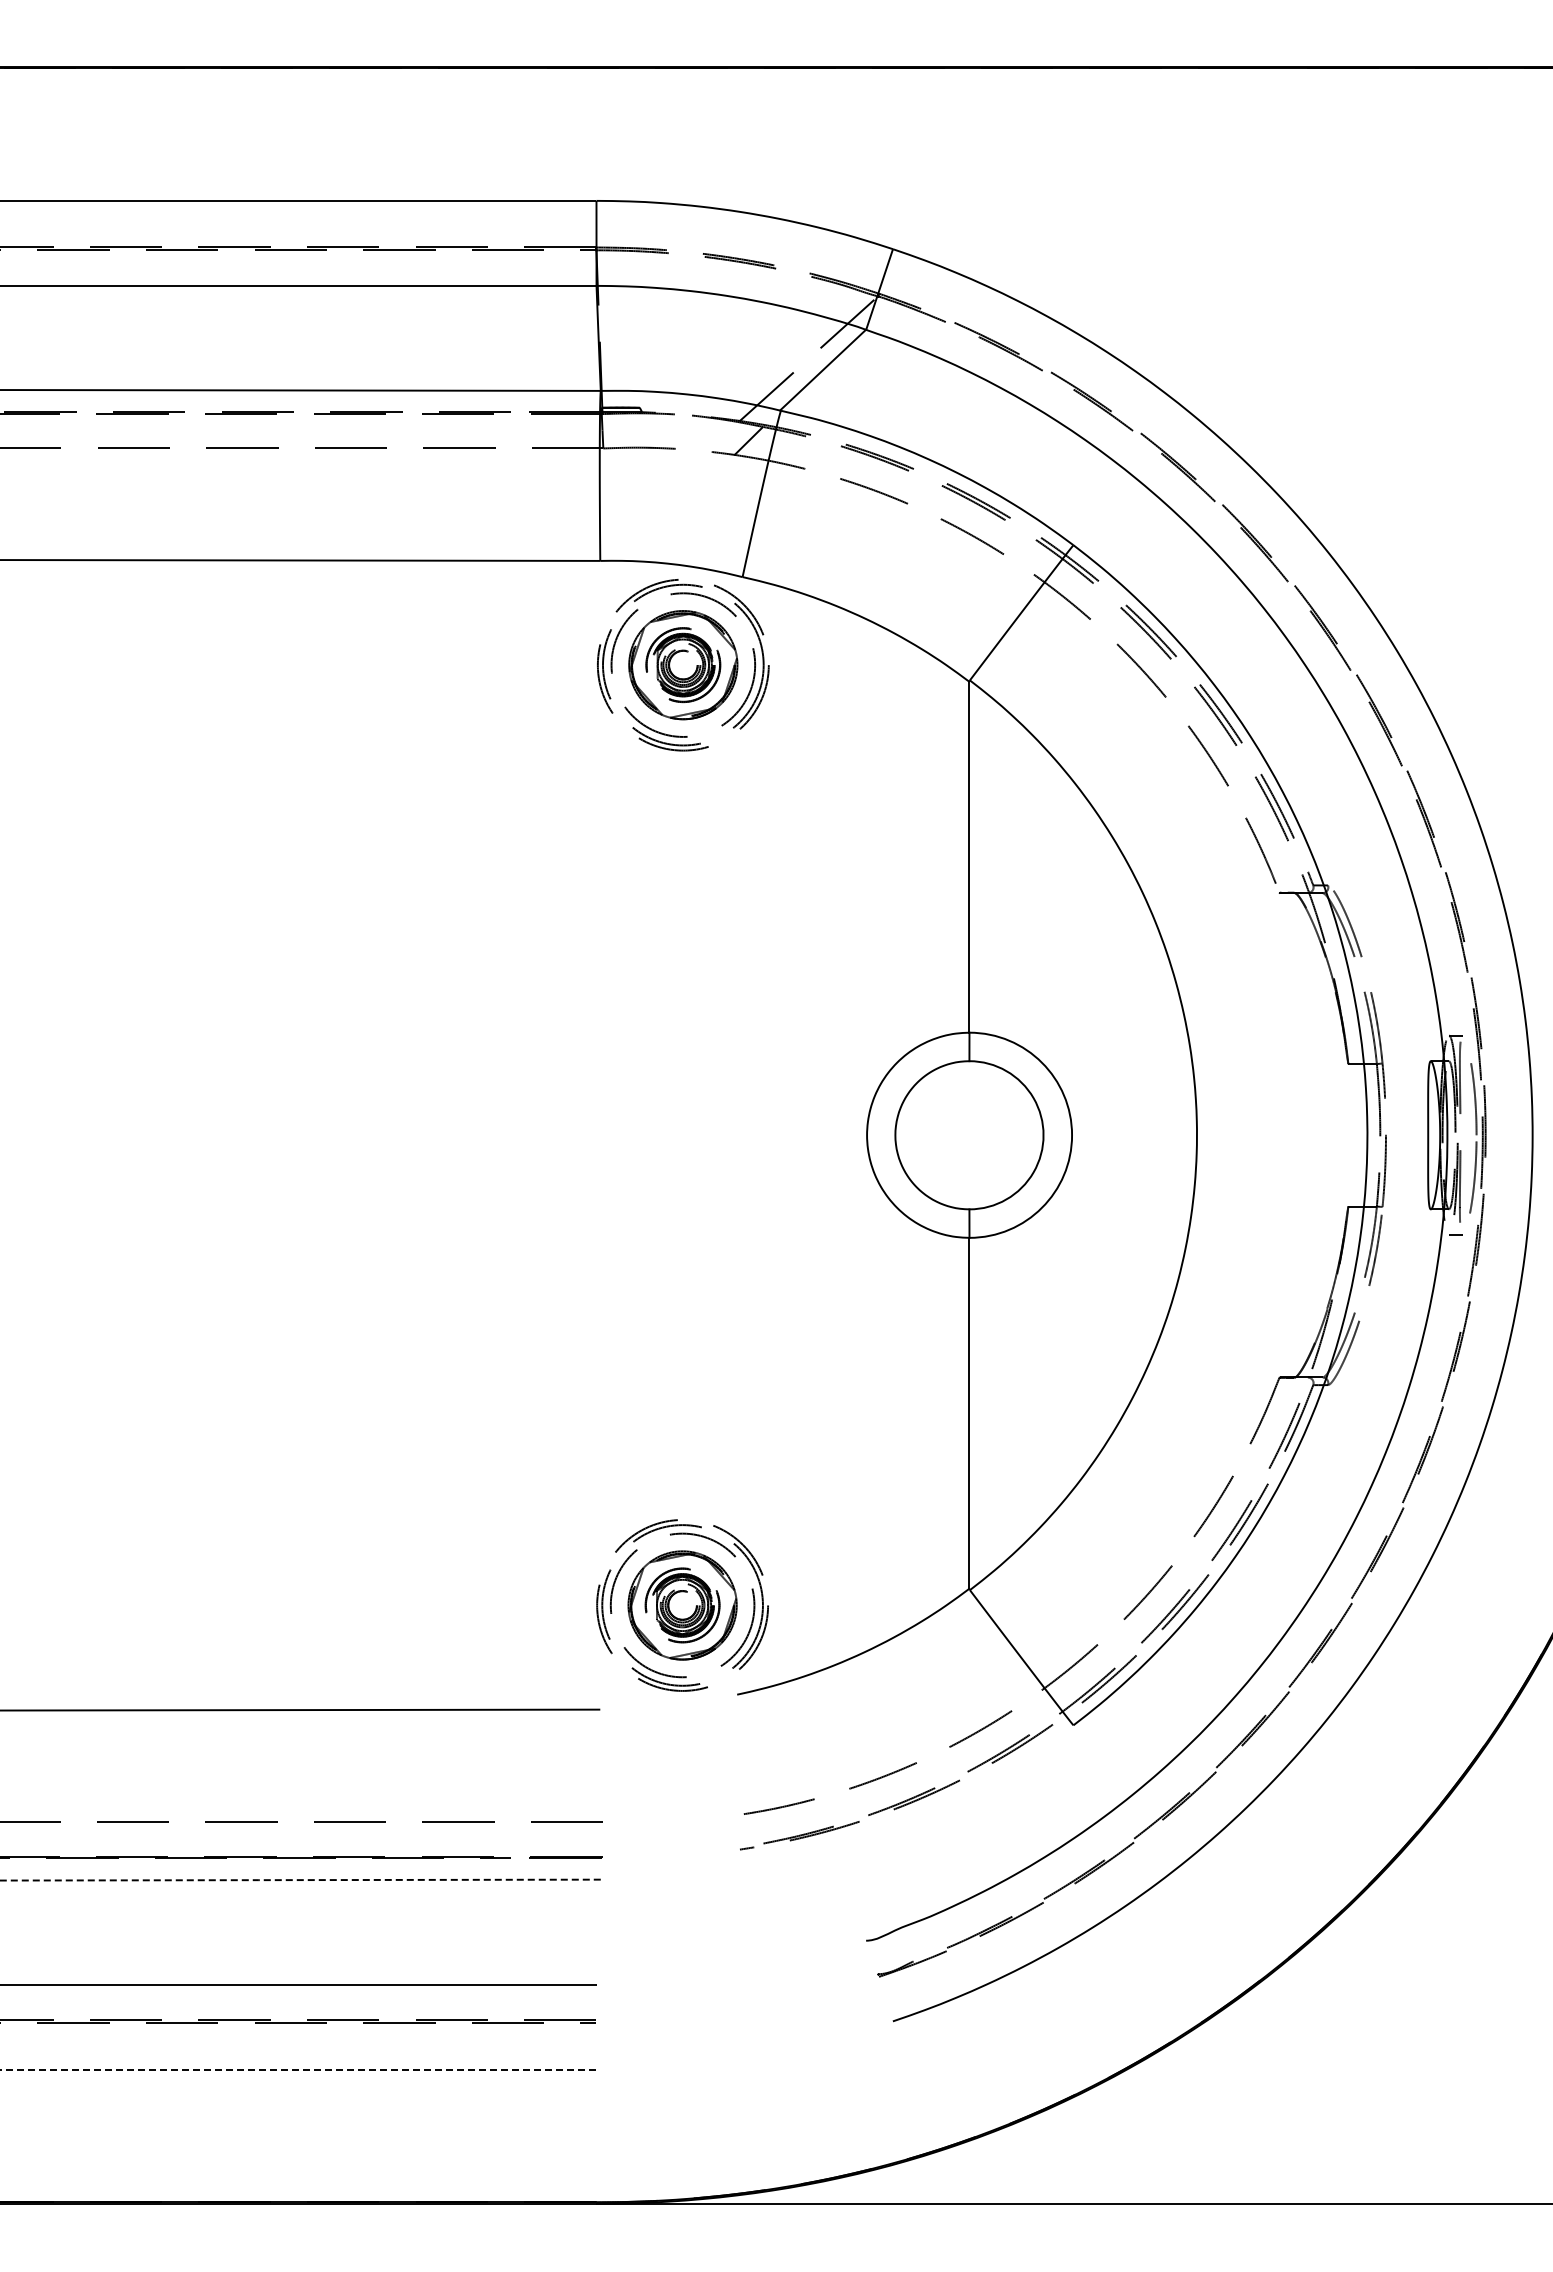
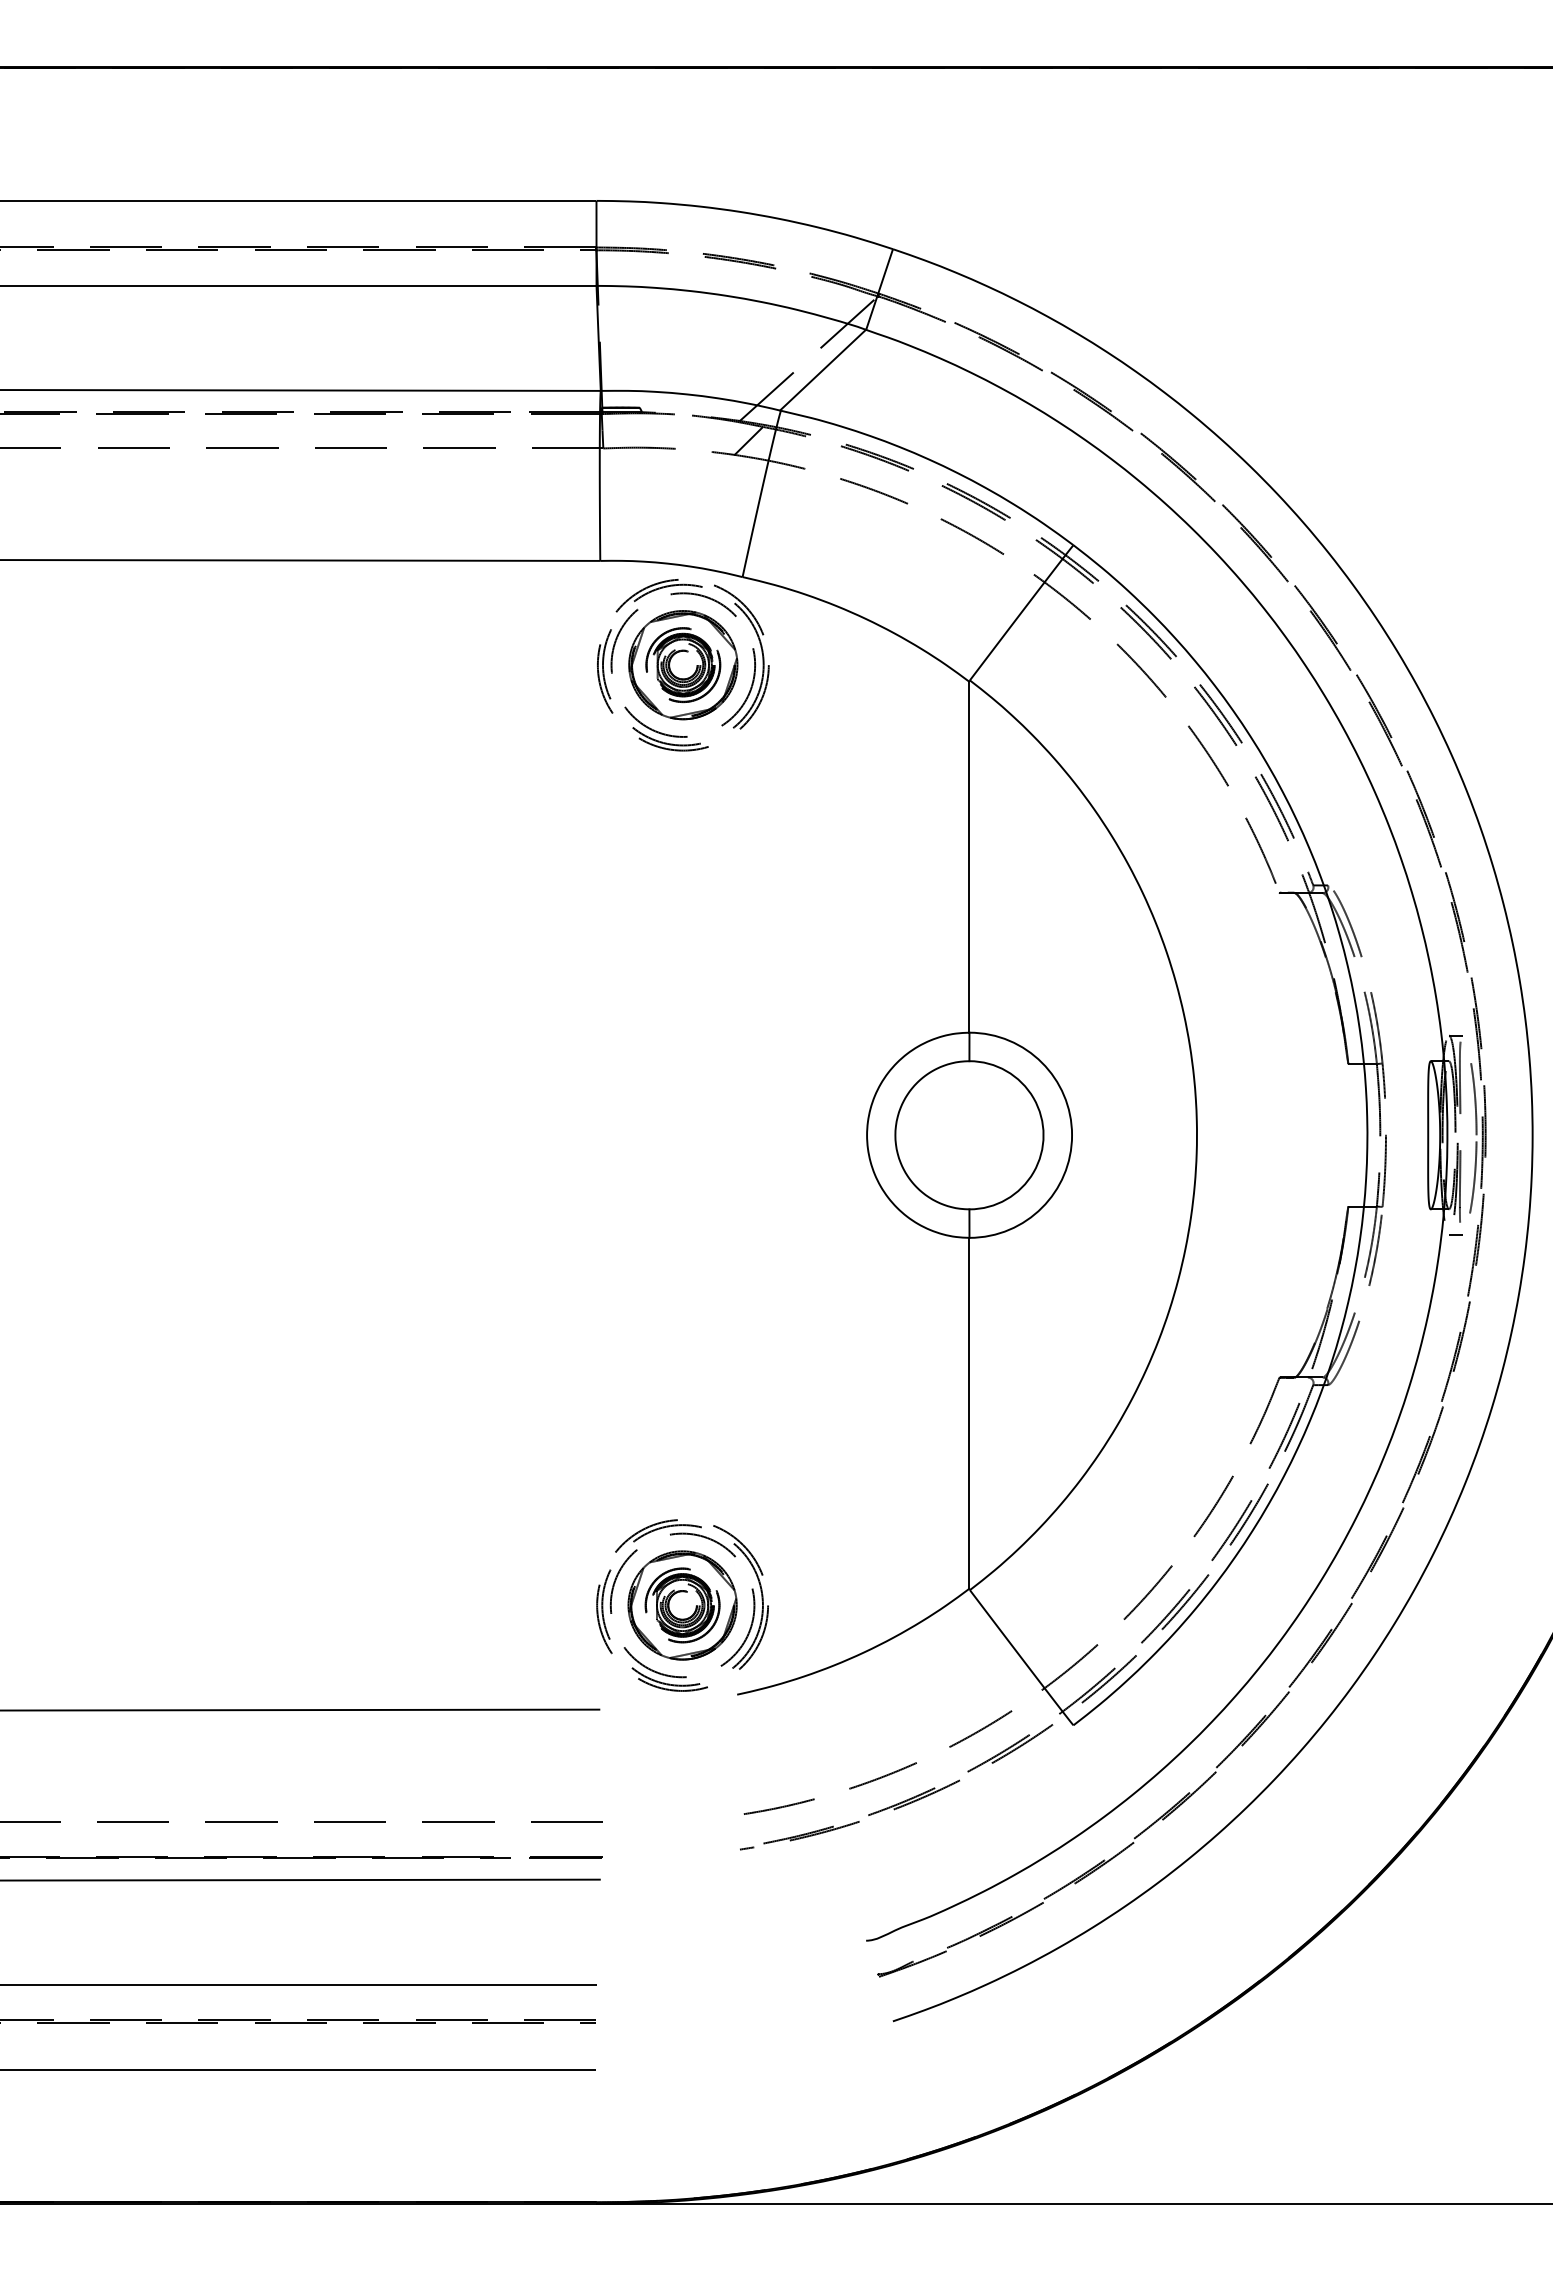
line: dashed -> solid (299, 1880)
line: dashed -> solid (298, 2069)
